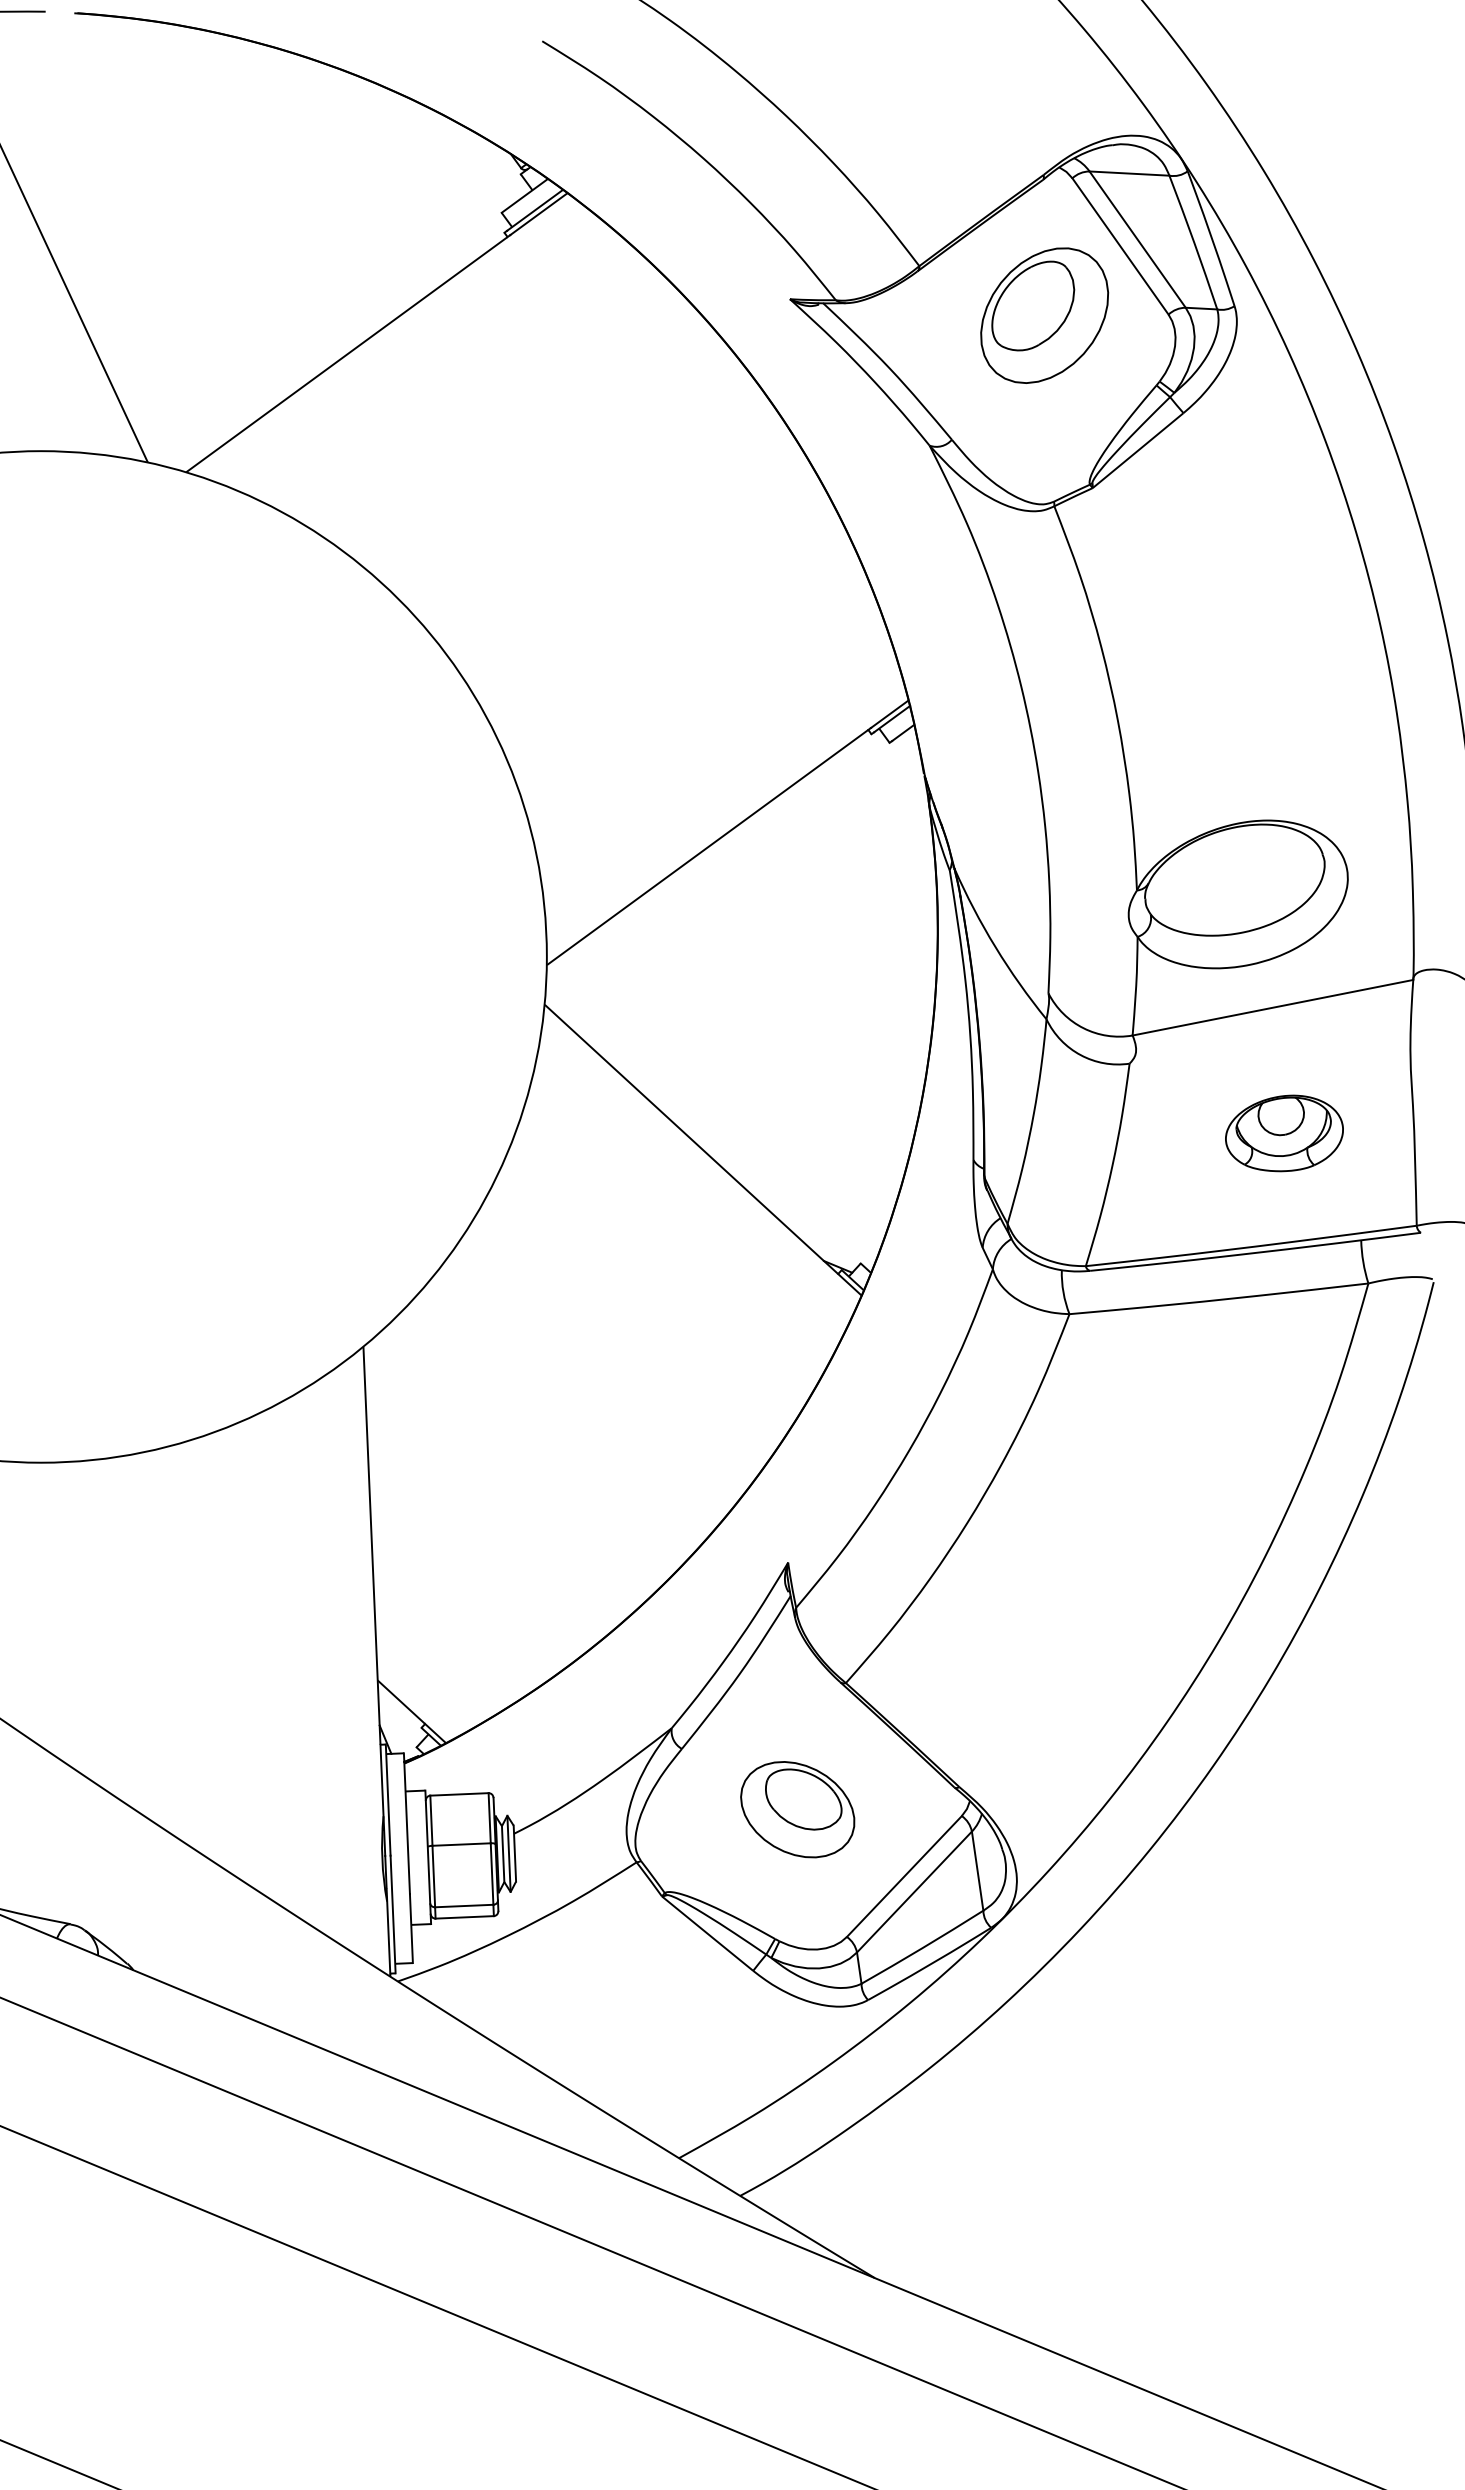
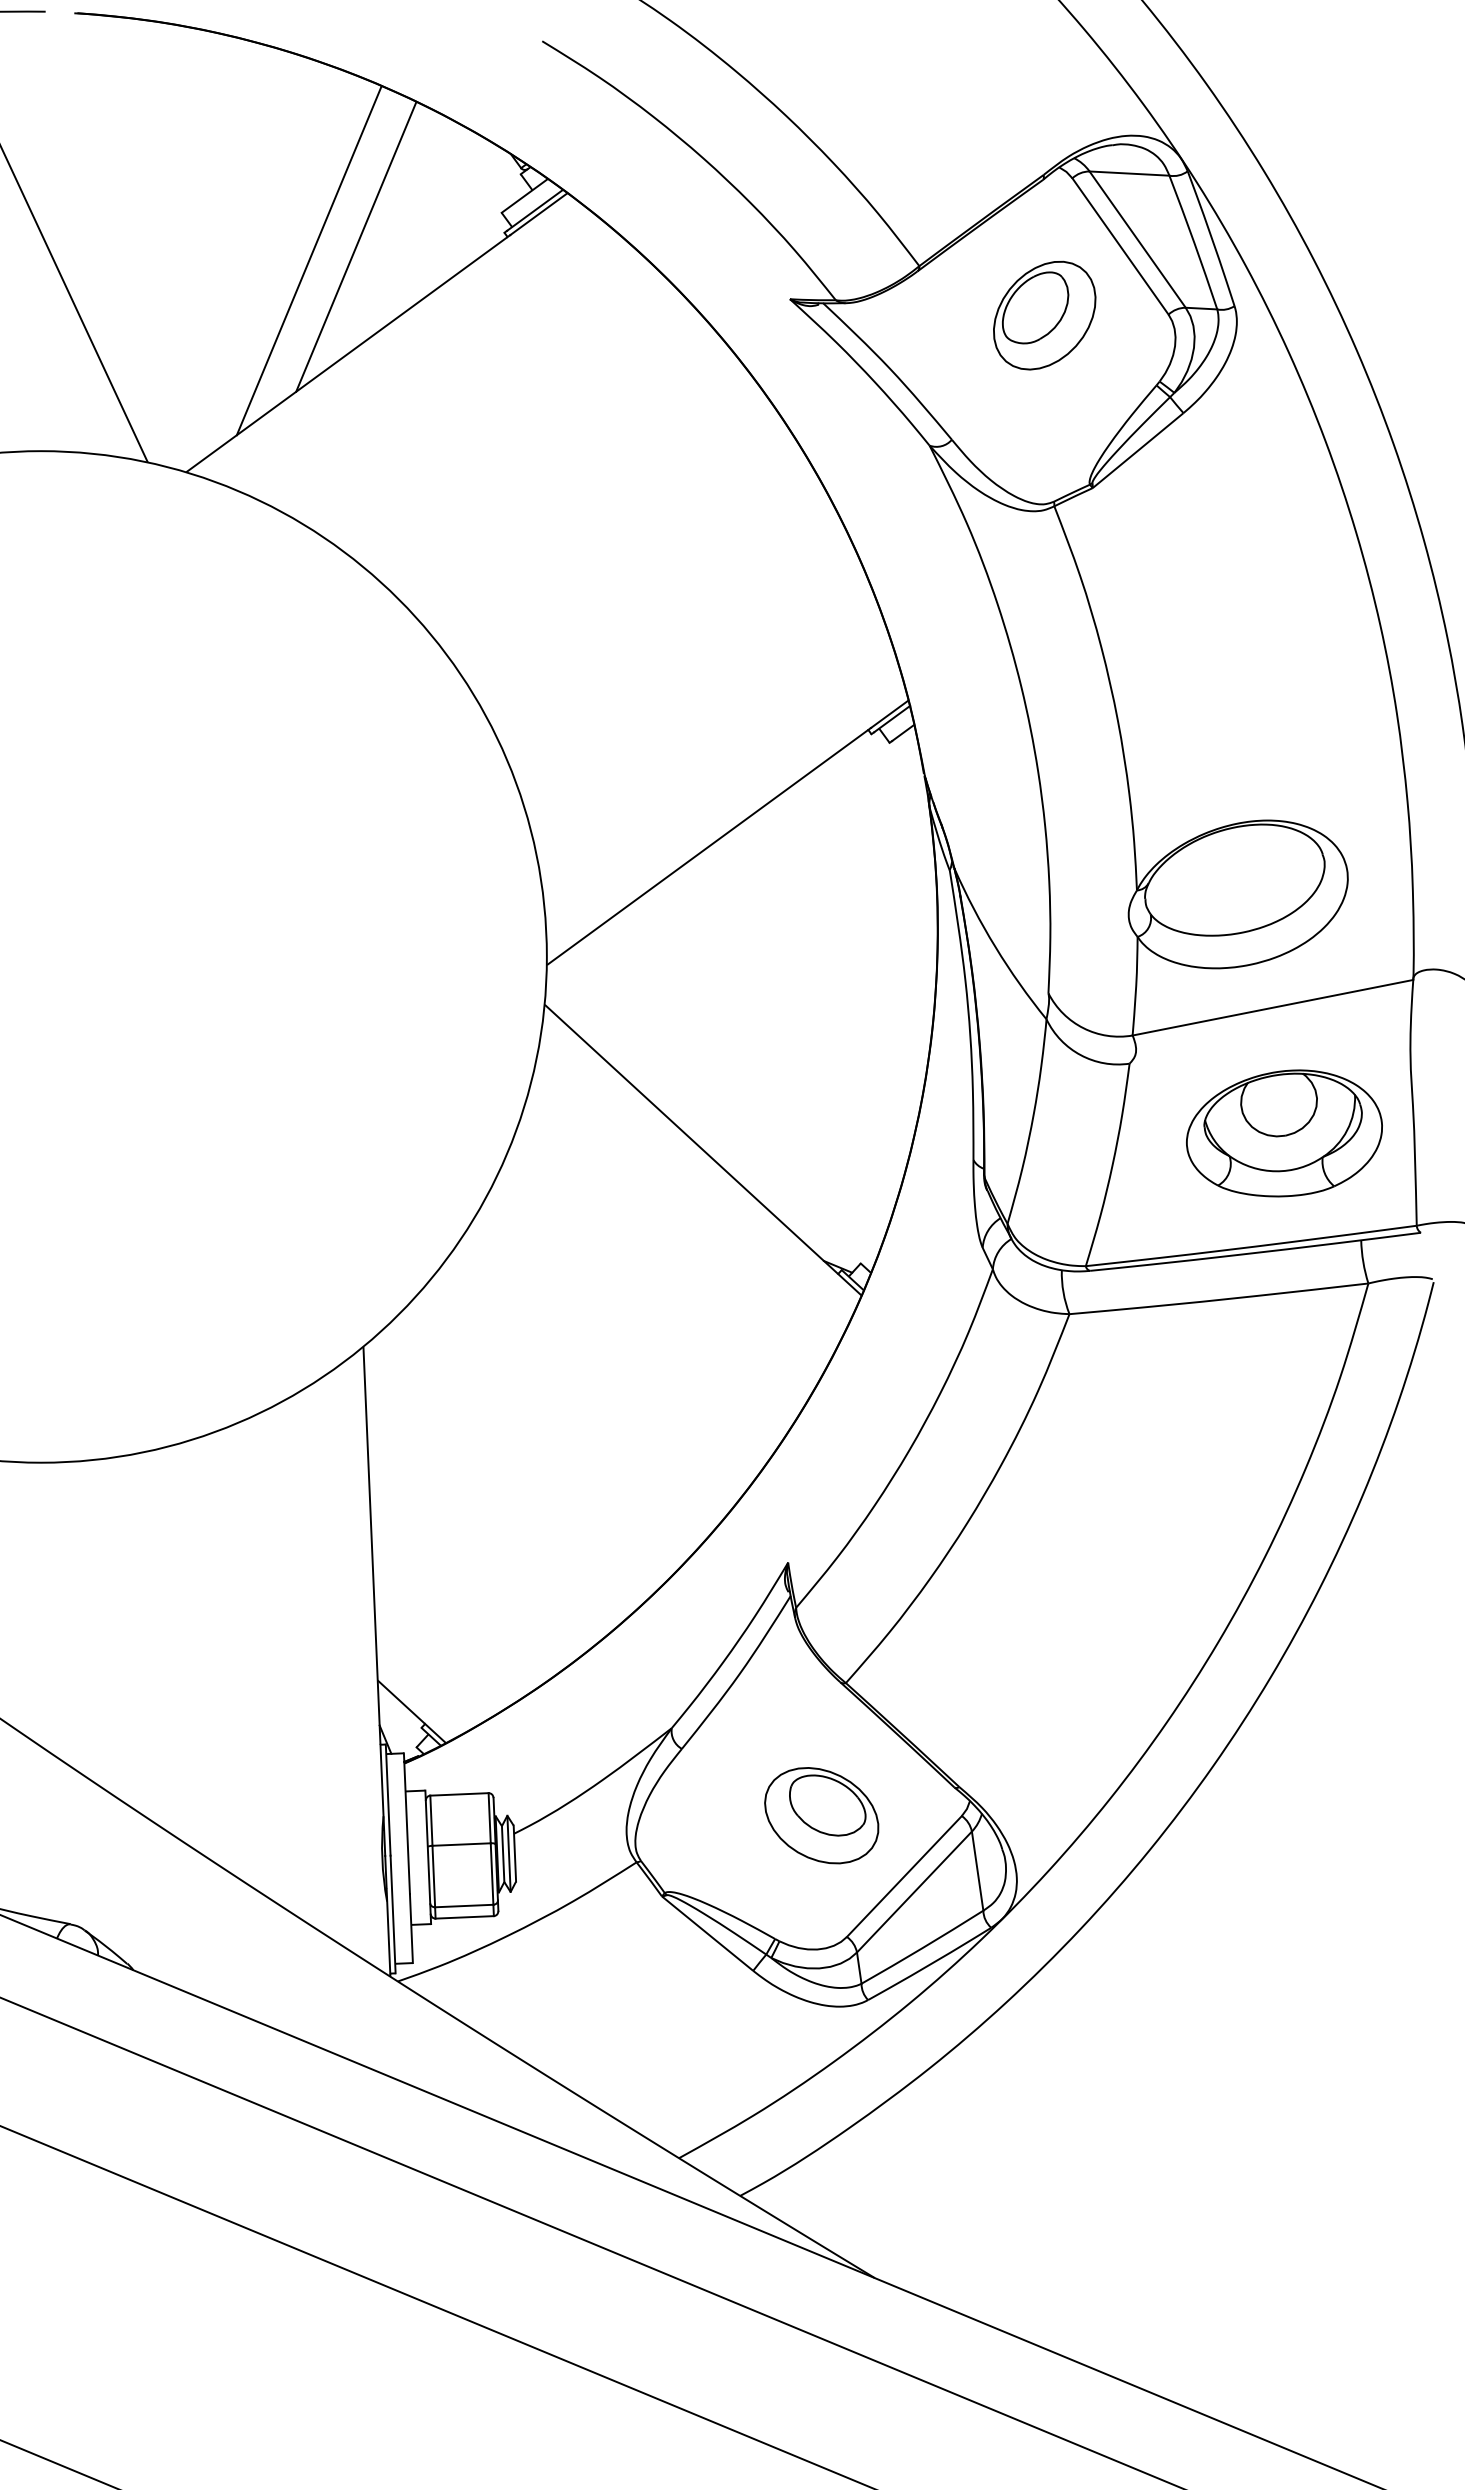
line: none -> present (356, 246)
line: none -> present (308, 260)
part size: 130x137 px -> 104x111 px (1044, 315)
part size: 119x79 px -> 197x129 px (1284, 1133)
part position: (797, 1809) -> (821, 1815) (821, 1815)
